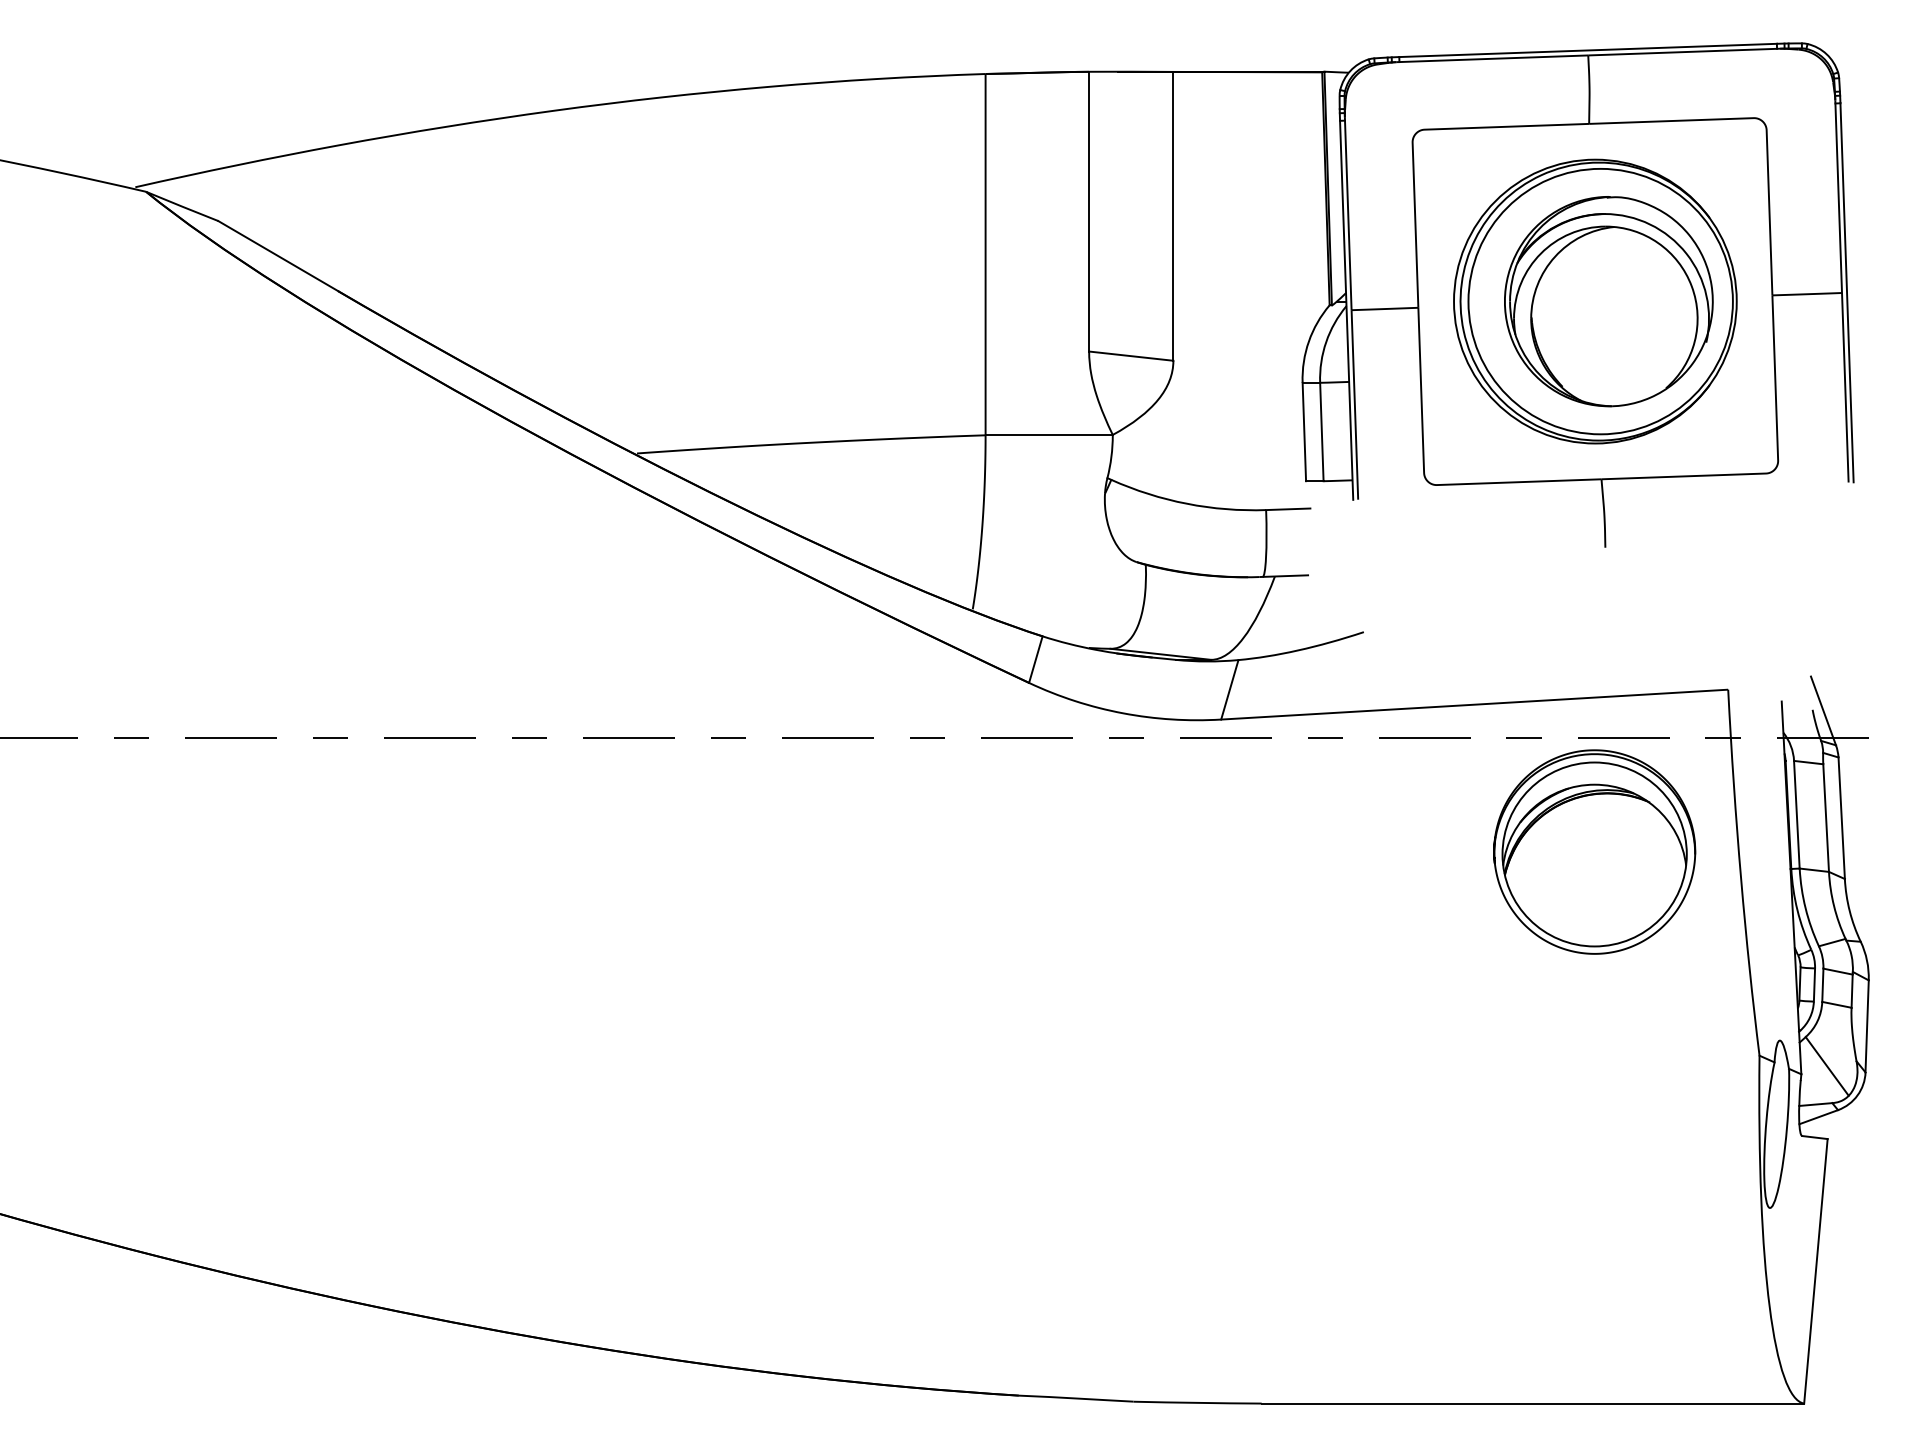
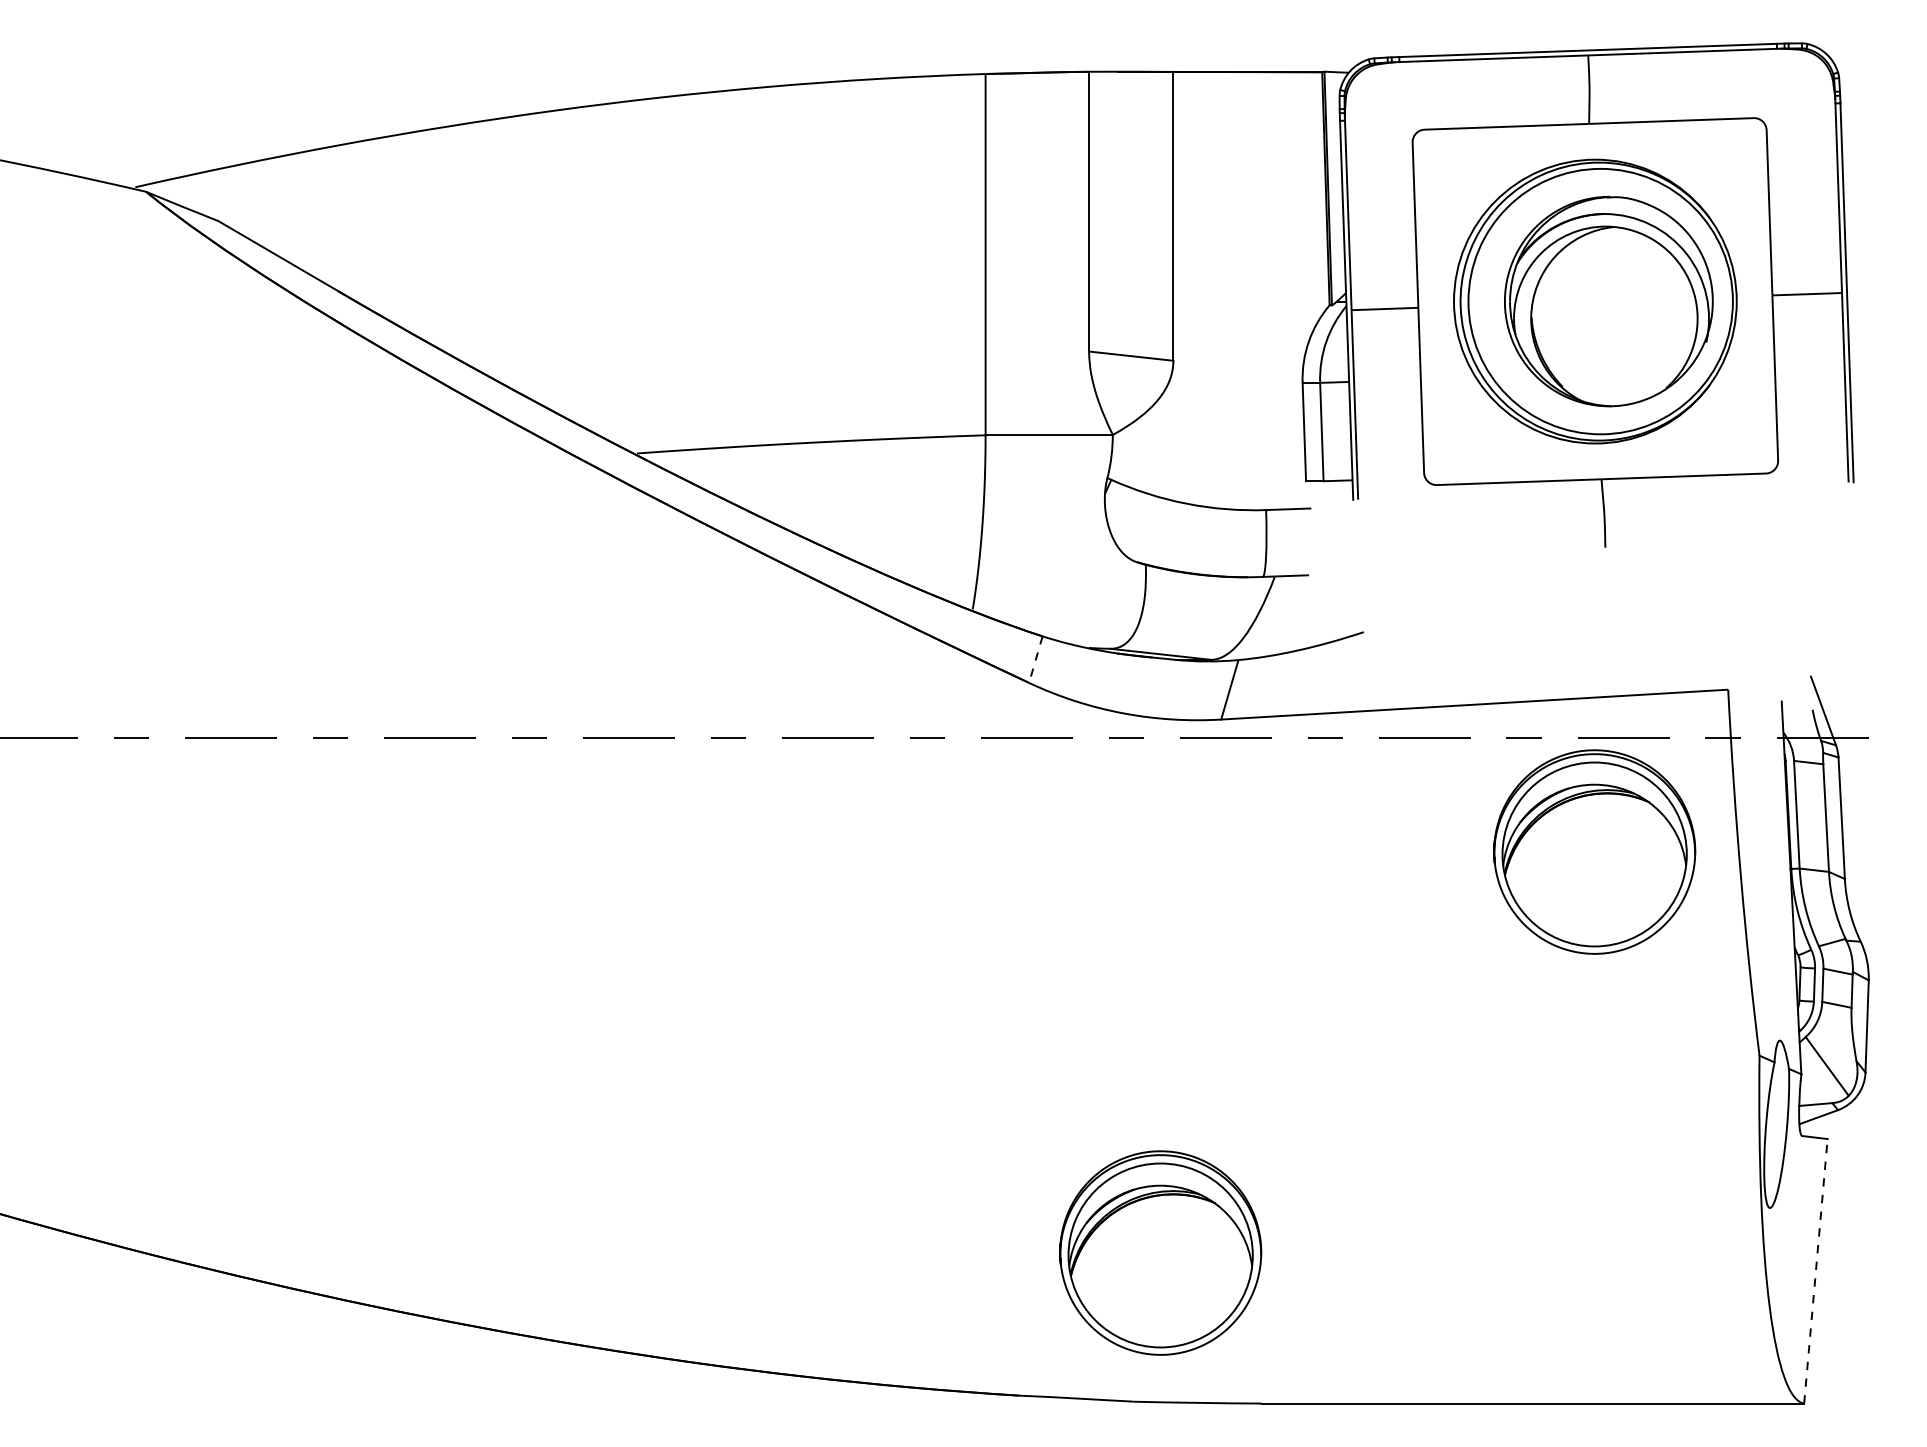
line: solid -> dashed (1035, 660)
part: none -> present (1160, 1252)
line: solid -> dashed (1815, 1271)
